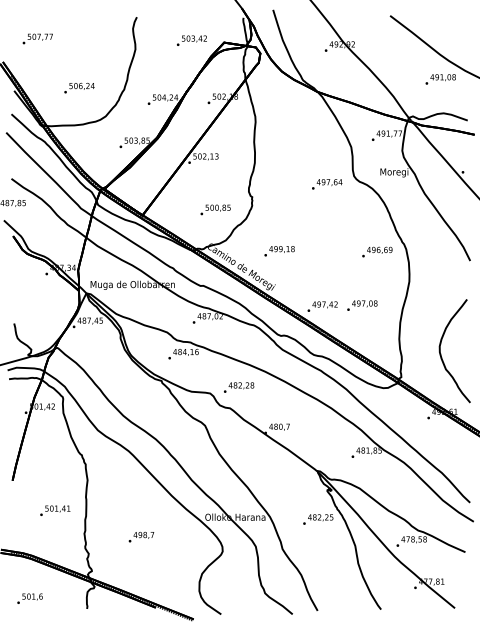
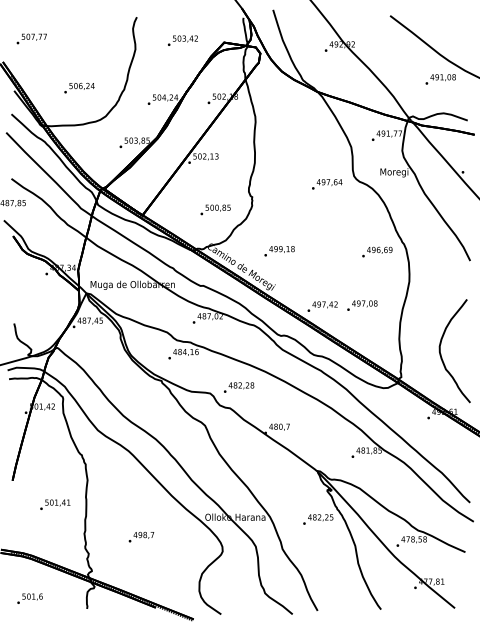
text position: (37, 38) -> (31, 38) (31, 38)
text position: (191, 40) -> (182, 40) (182, 40)
text position: (55, 510) -> (55, 504) (55, 504)
